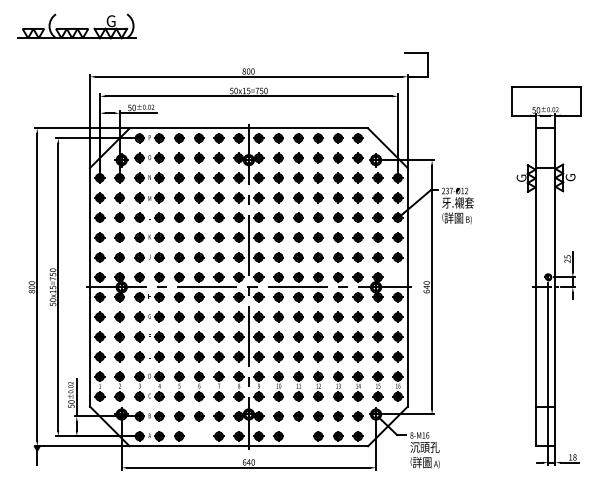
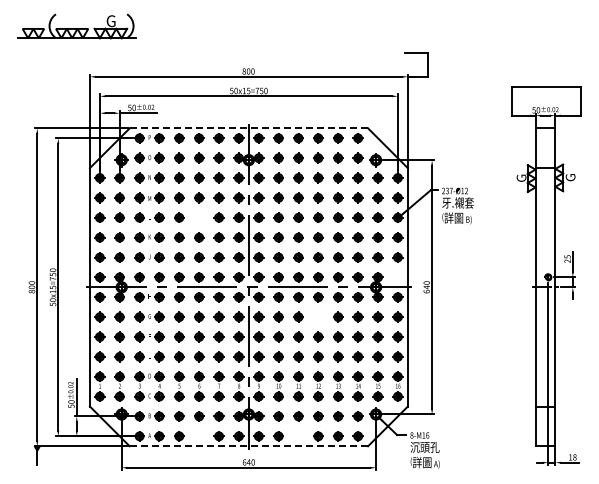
line: solid -> dashed (248, 128)
part: present -> none (199, 217)
part: present -> none (318, 316)
line: solid -> dashed (249, 446)
